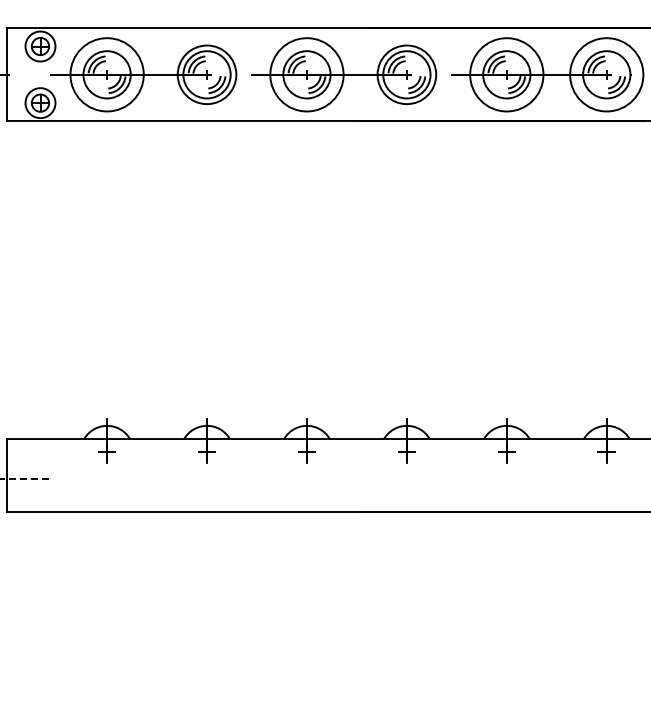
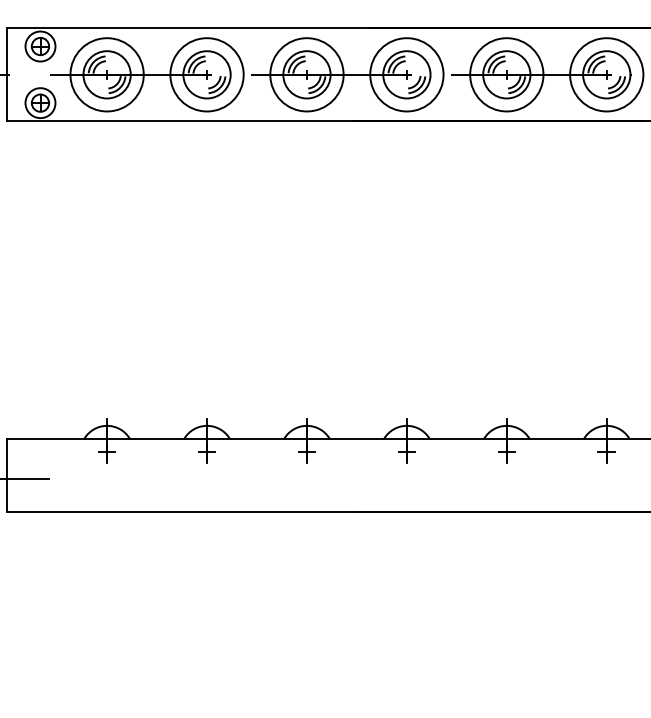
circle diameter: 59 px -> 73 px (206, 74)
circle diameter: 59 px -> 73 px (406, 74)
line: dashed -> solid (24, 479)
